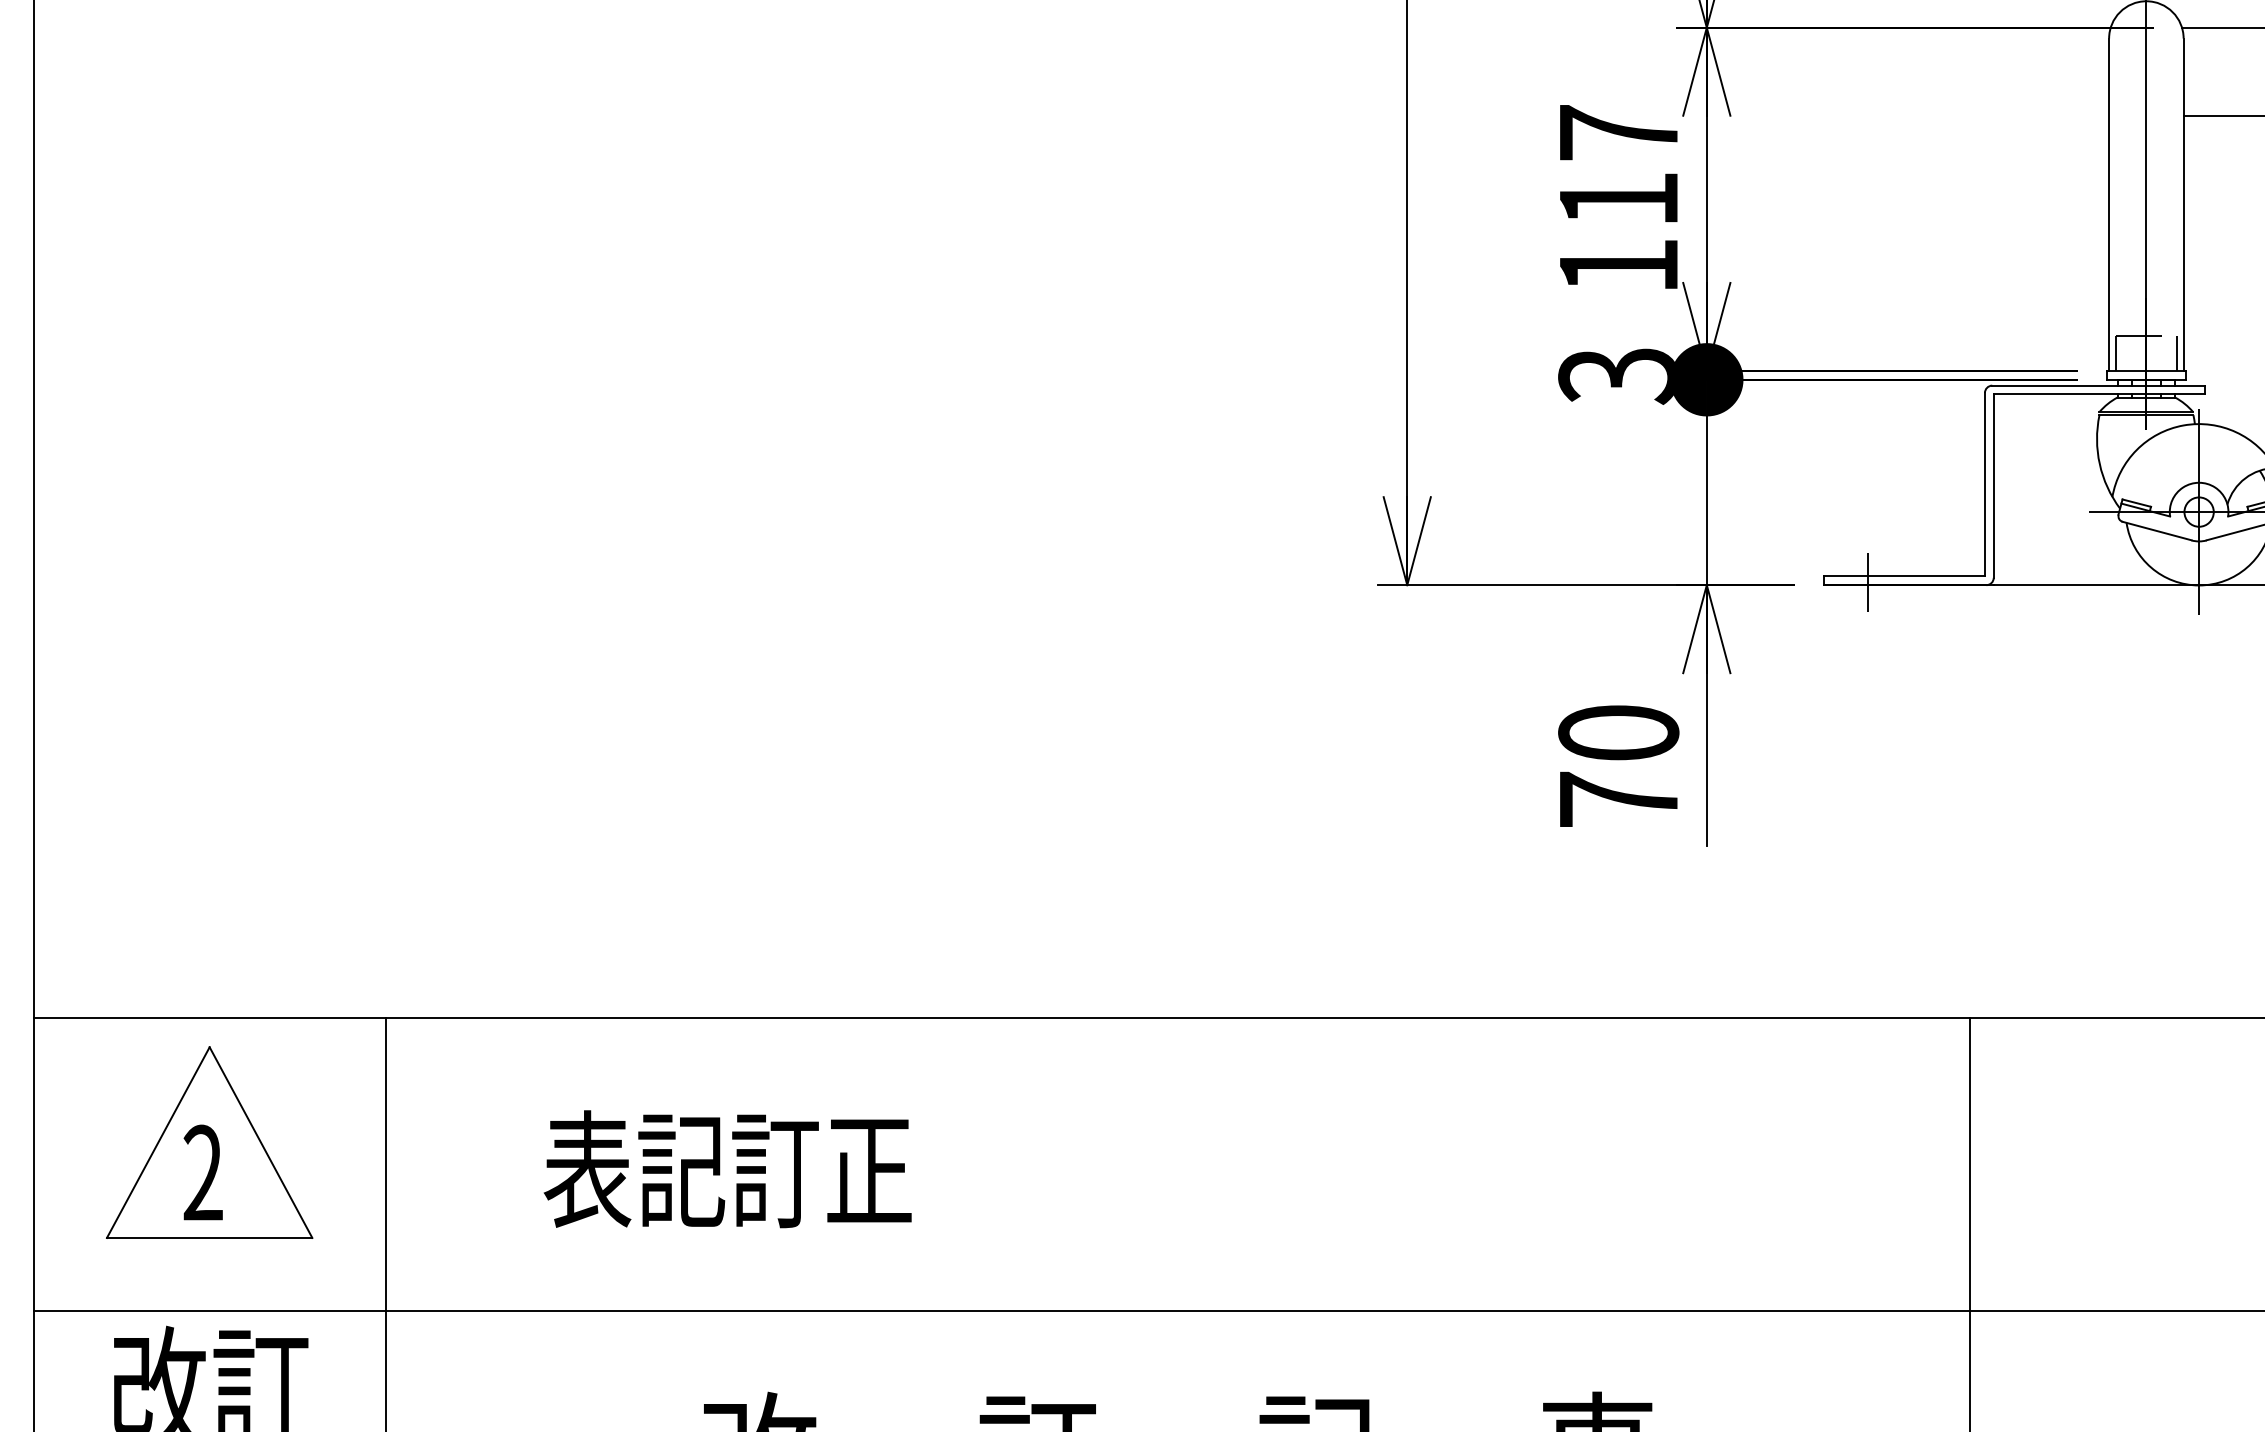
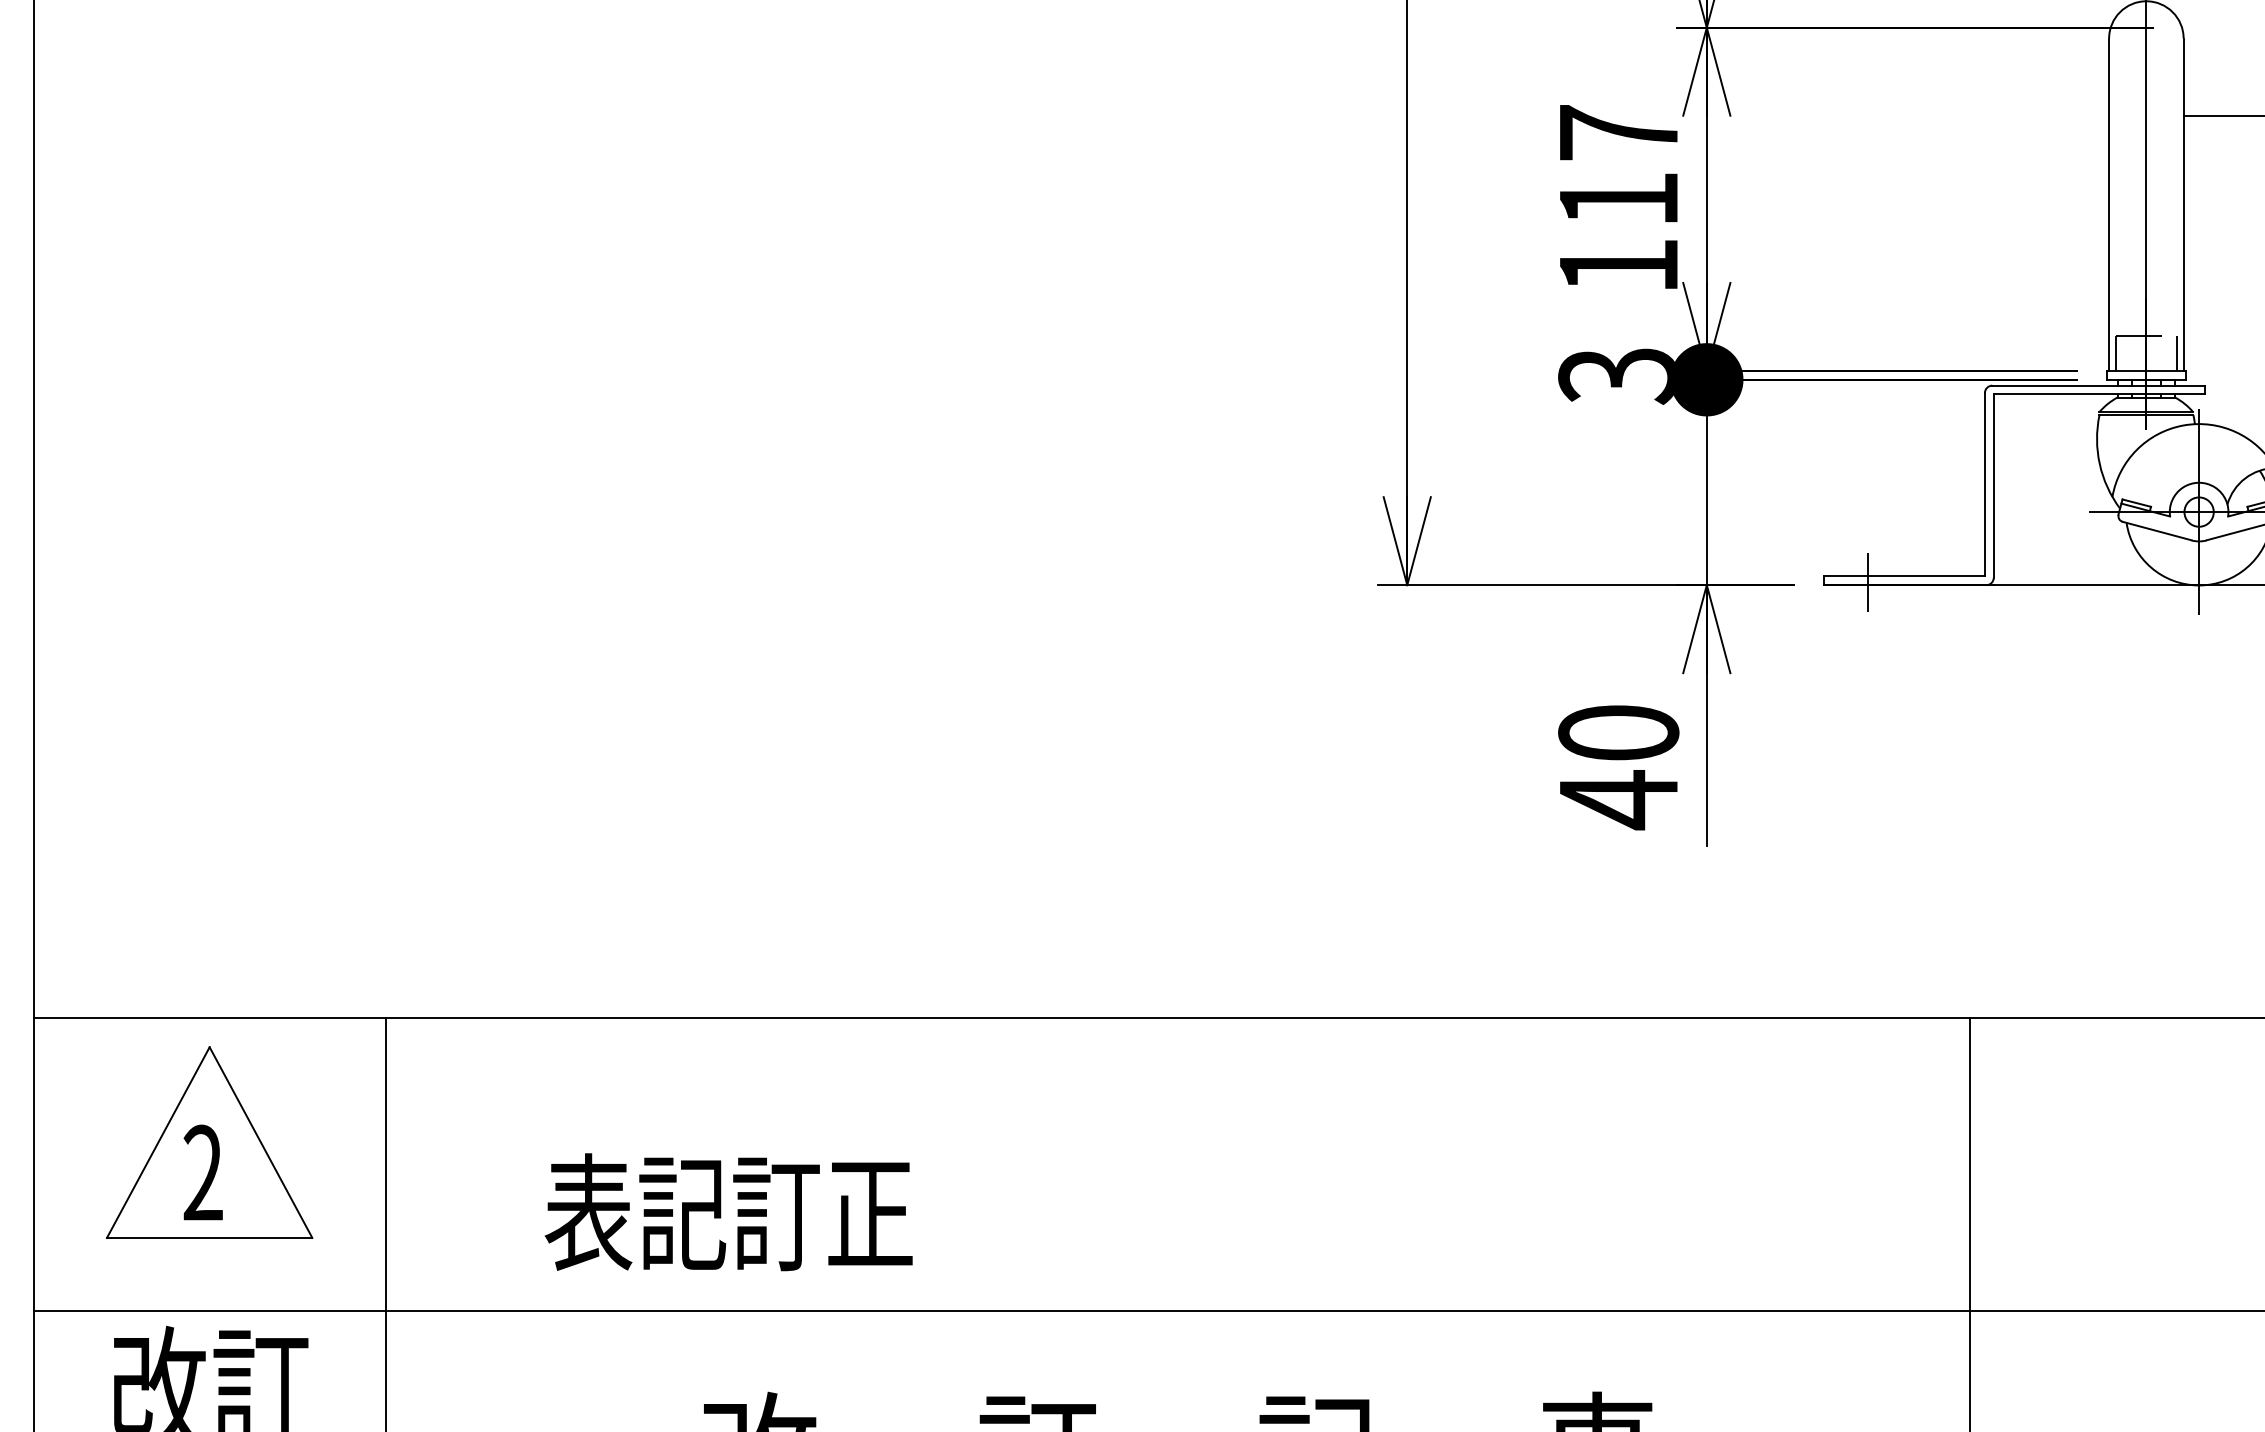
line: present -> none (2221, 27)
text: 70 -> 40 (1618, 800)
text position: (727, 1169) -> (728, 1212) (728, 1212)
